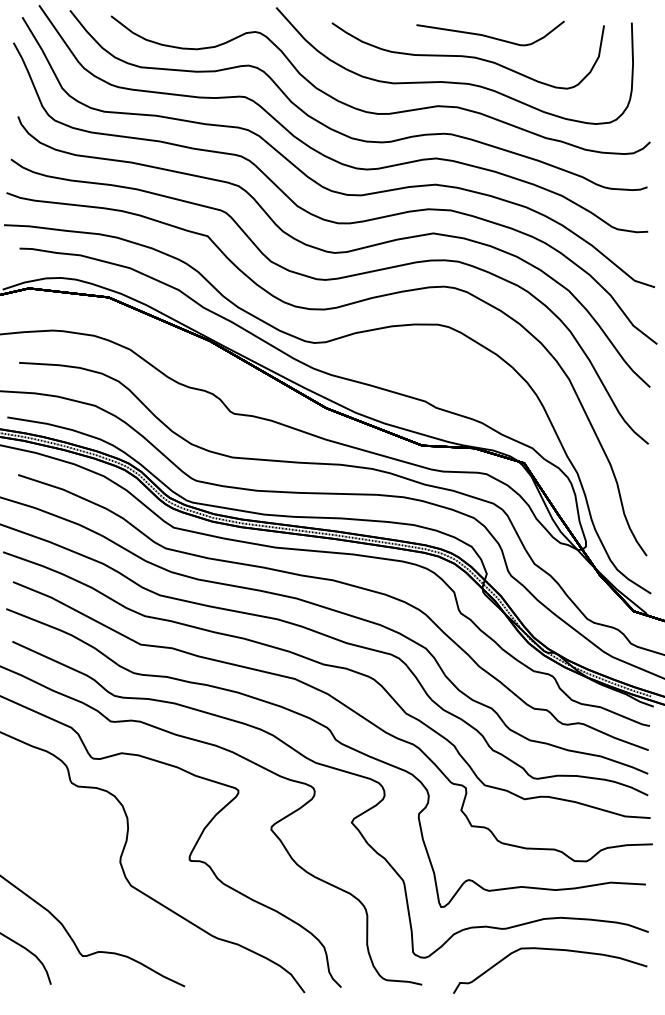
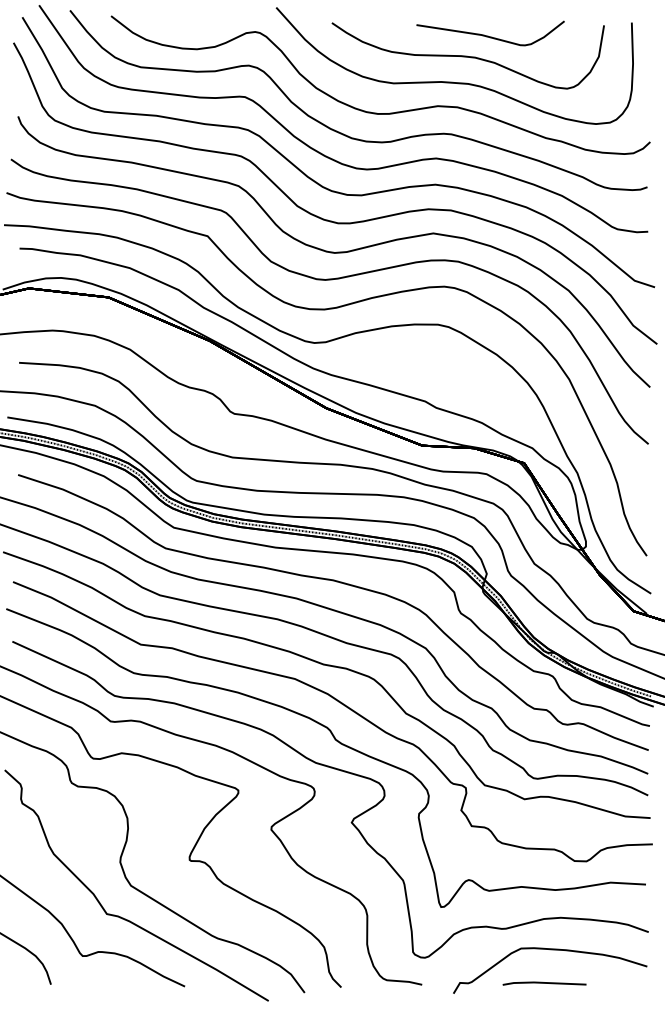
curve: none -> present (121, 916)
line: none -> present (544, 983)
